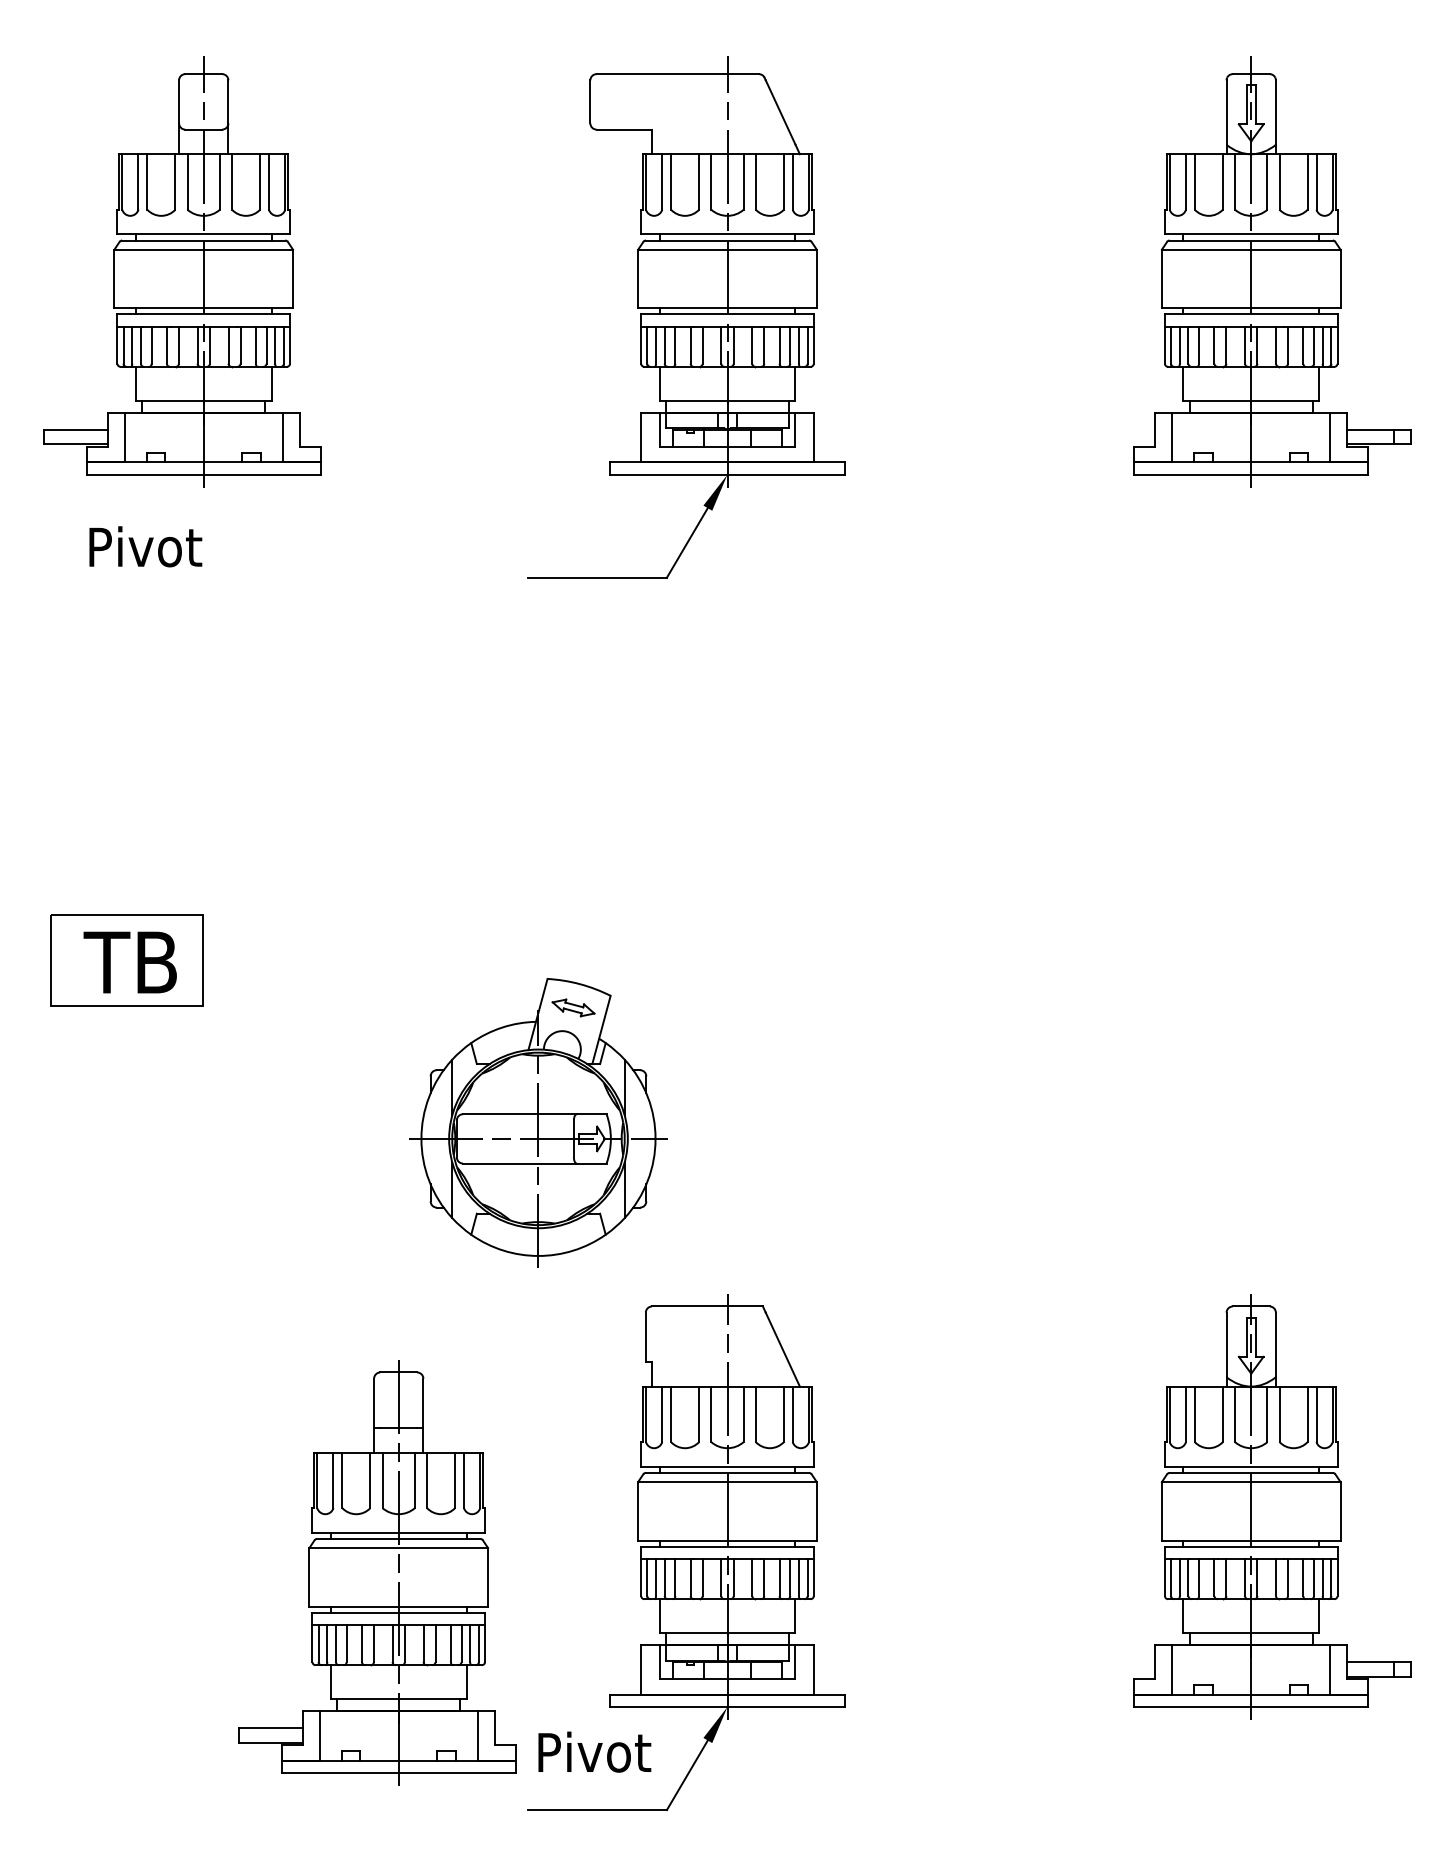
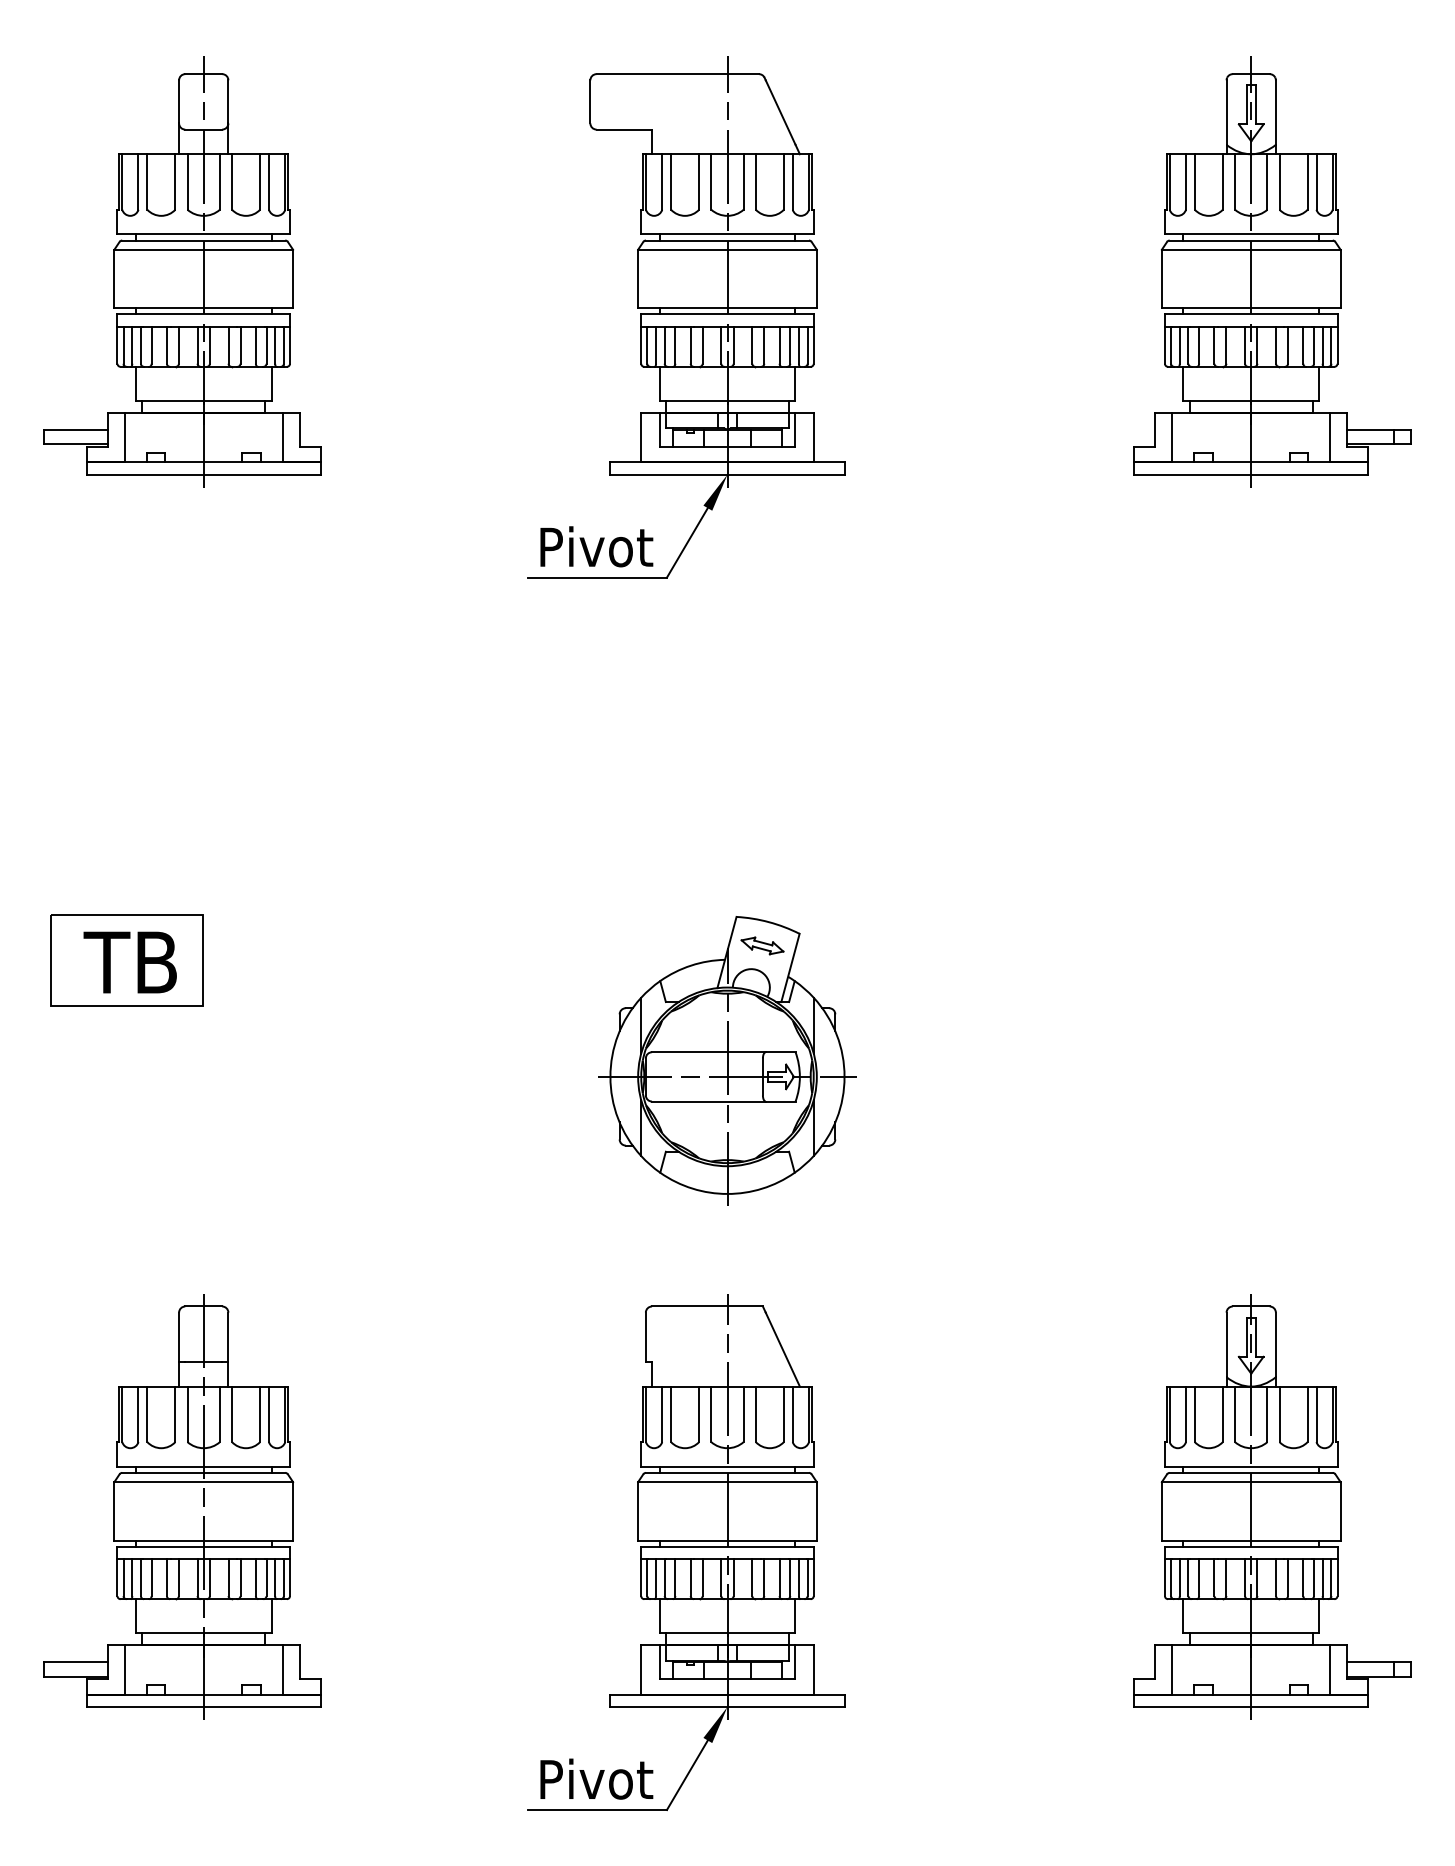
text position: (145, 546) -> (596, 546) (596, 546)
part position: (538, 1122) -> (727, 1060) (727, 1060)
part position: (377, 1572) -> (182, 1506) (182, 1506)
text position: (594, 1751) -> (596, 1778) (596, 1778)
